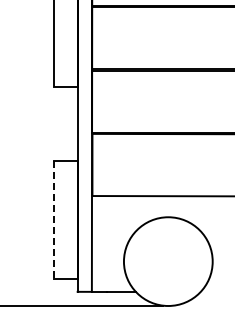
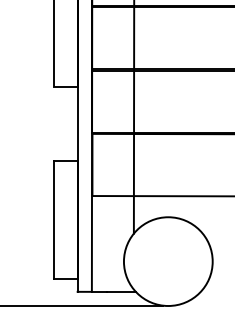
line: none -> present (133, 117)
line: dashed -> solid (54, 220)
